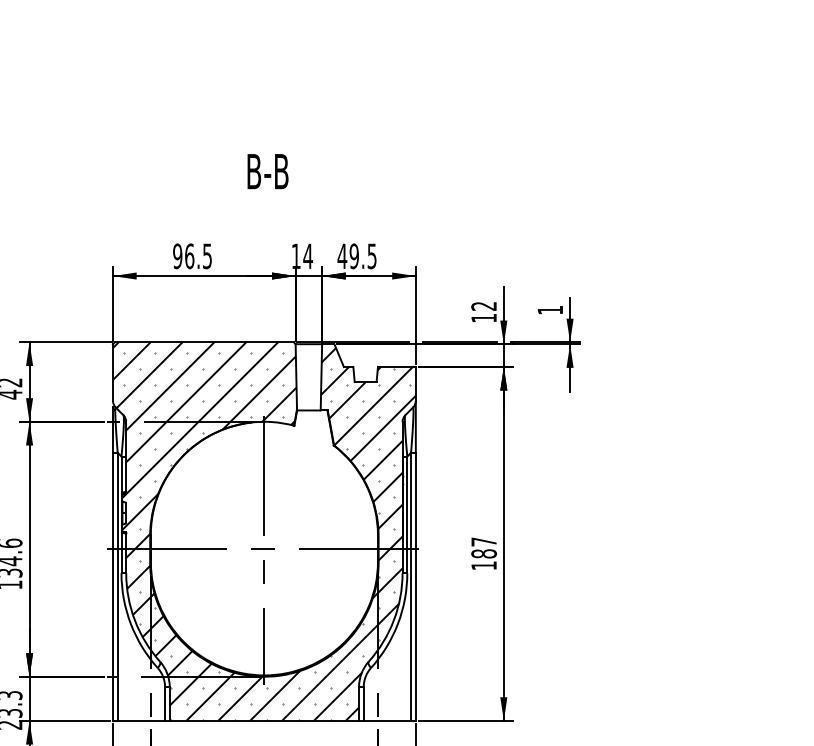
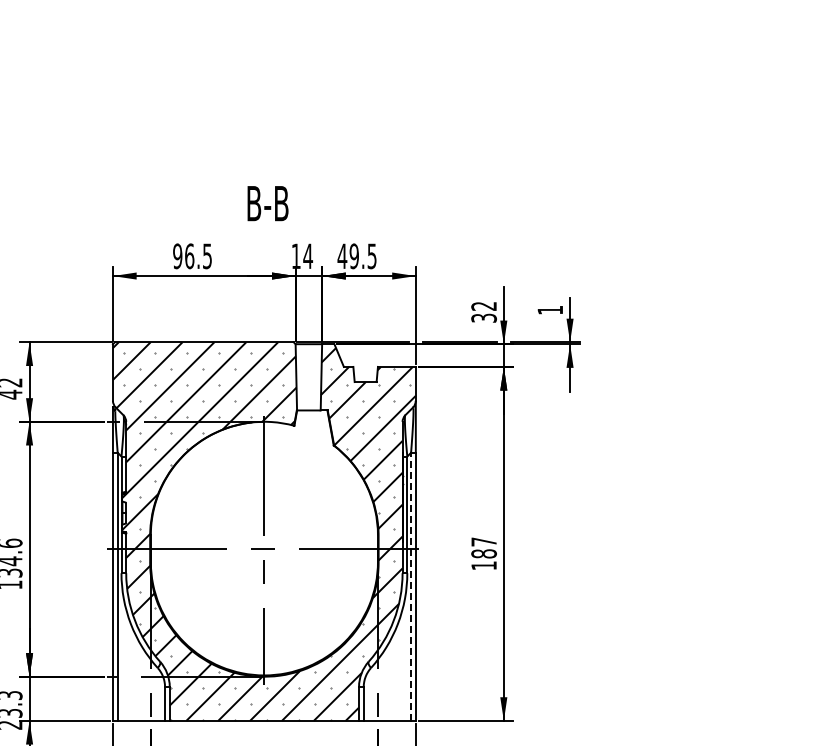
text position: (267, 171) -> (267, 203) (267, 203)
text: 12 -> 32 (483, 317)
line: solid -> dashed (411, 586)
